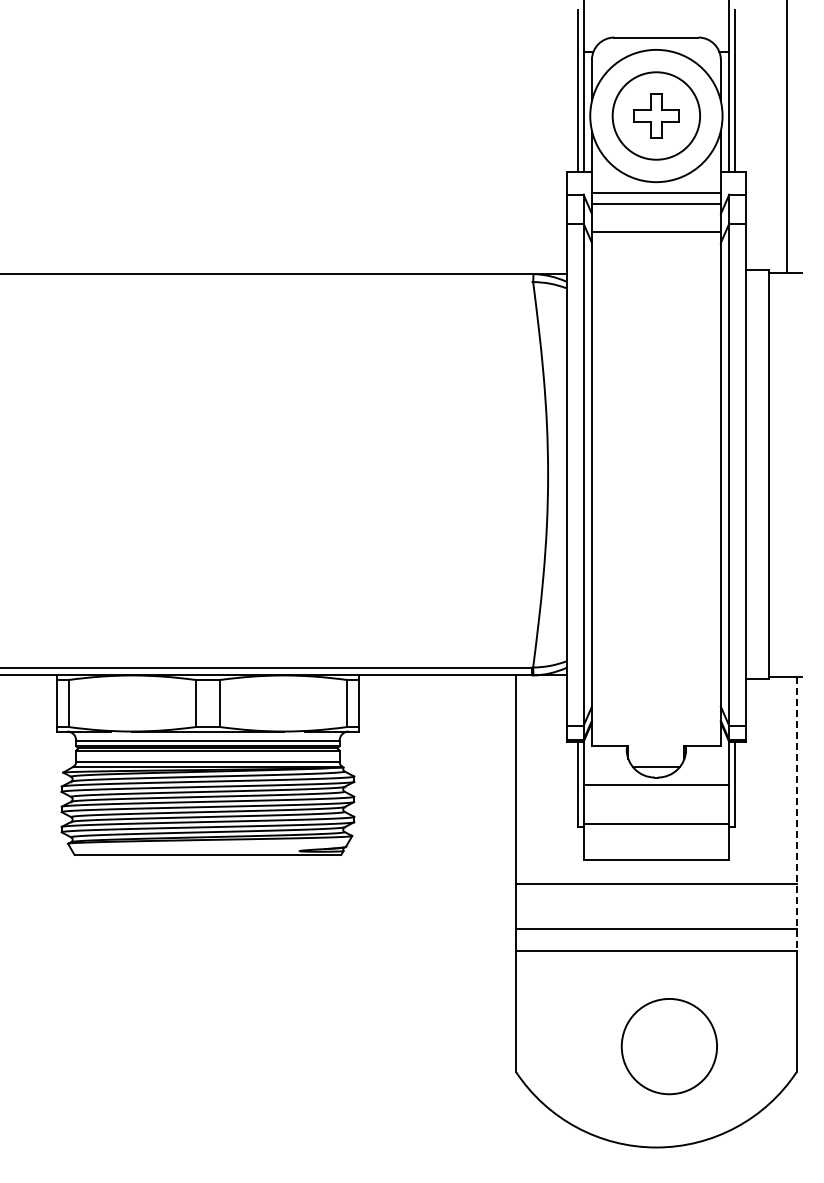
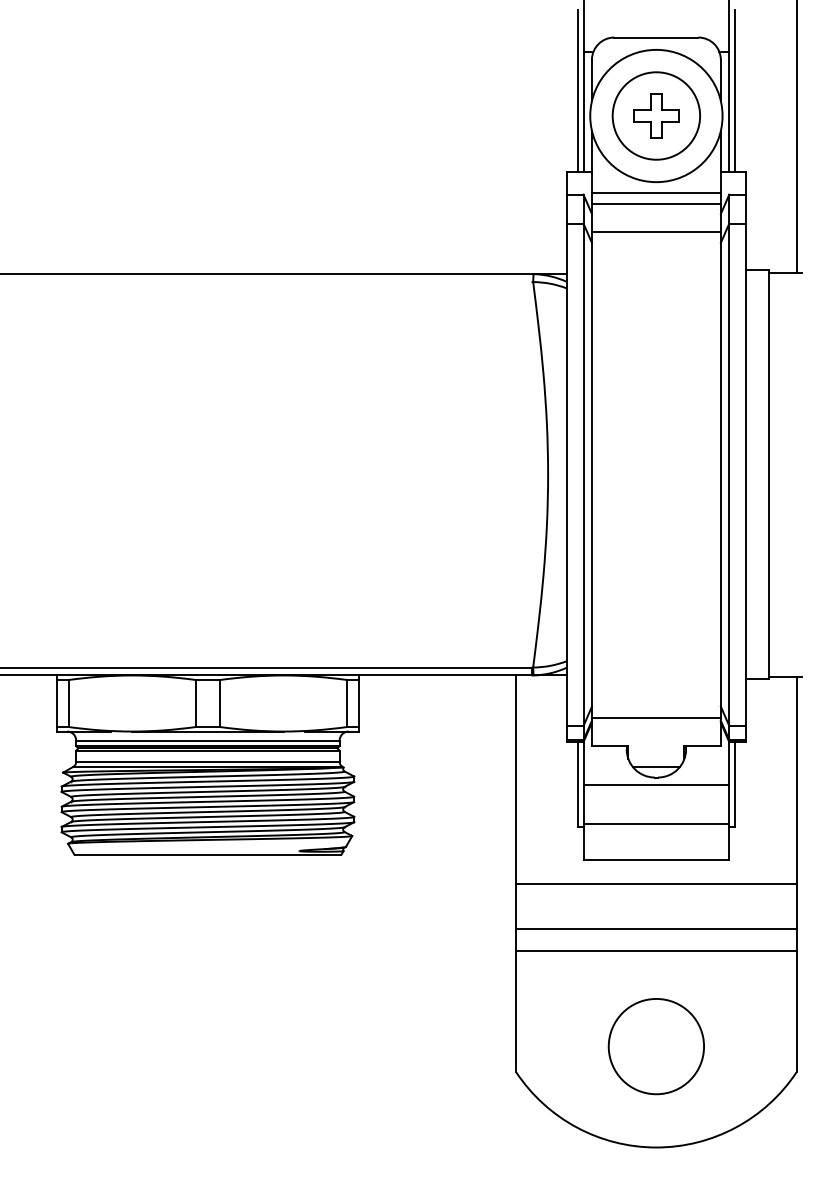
line position: (786, 137) -> (796, 137) (796, 137)
line: none -> present (655, 717)
line: dashed -> solid (796, 814)
circle position: (668, 1046) -> (655, 1046) (655, 1046)
